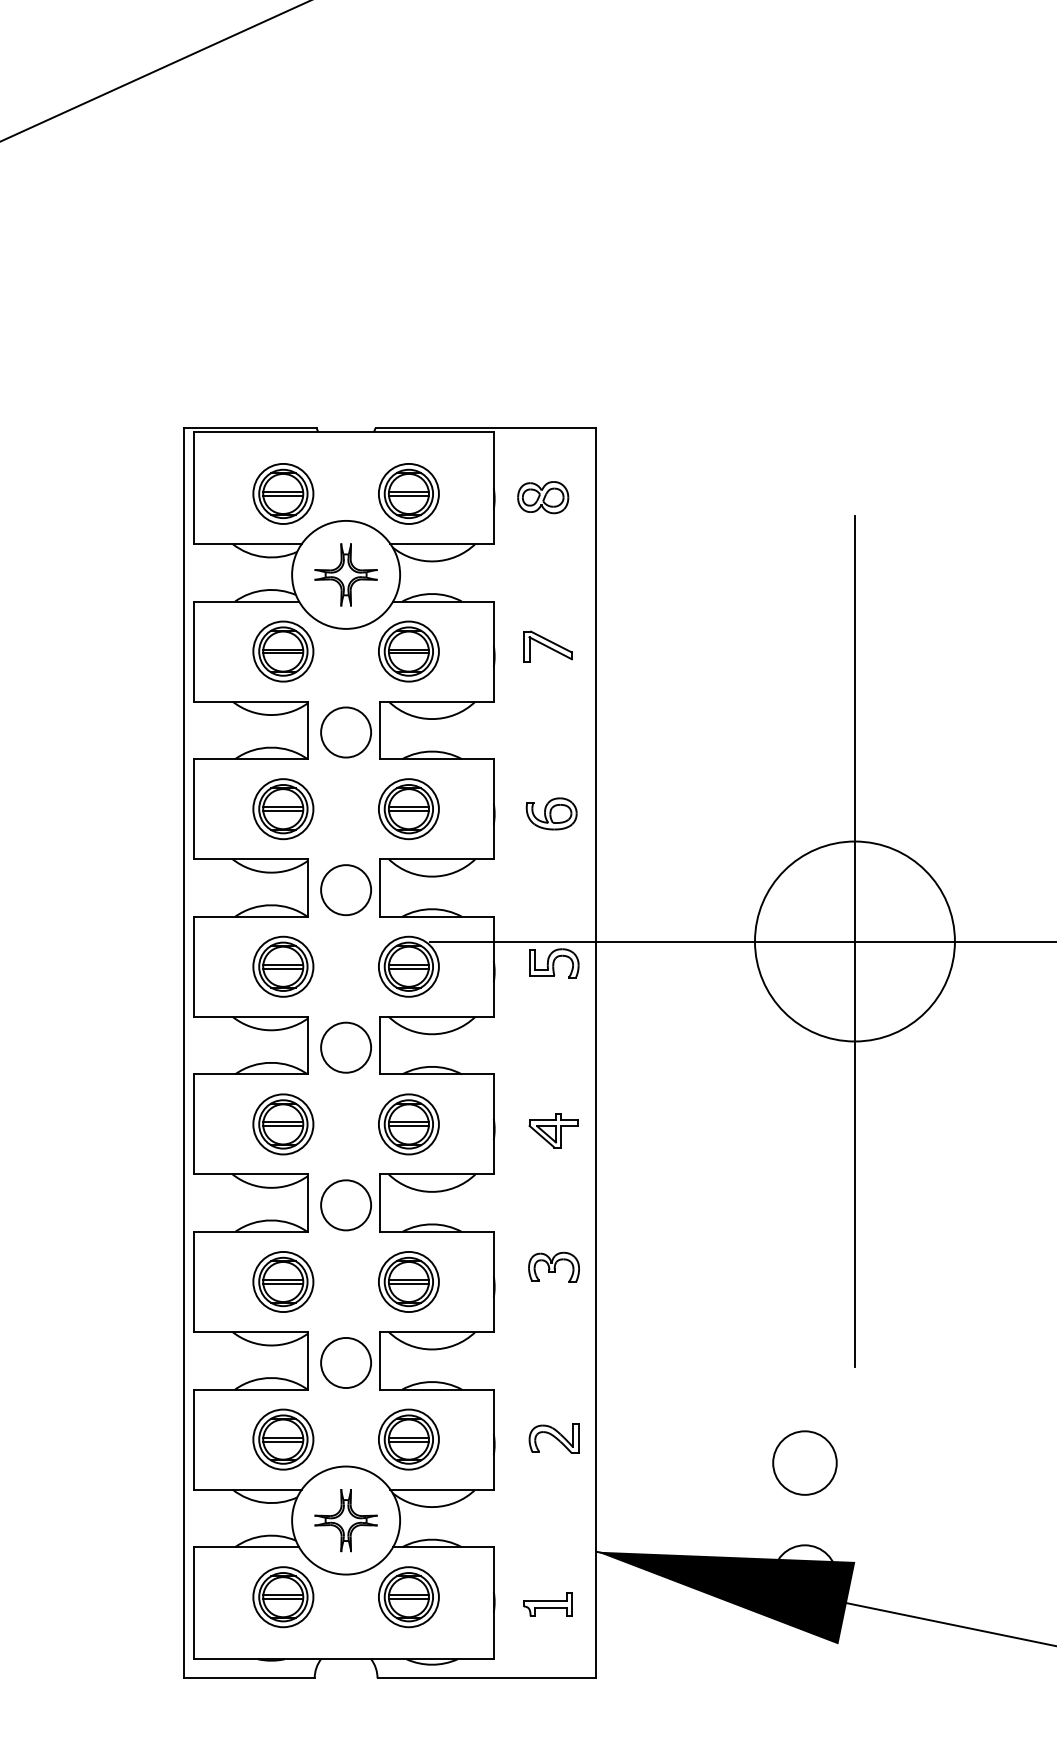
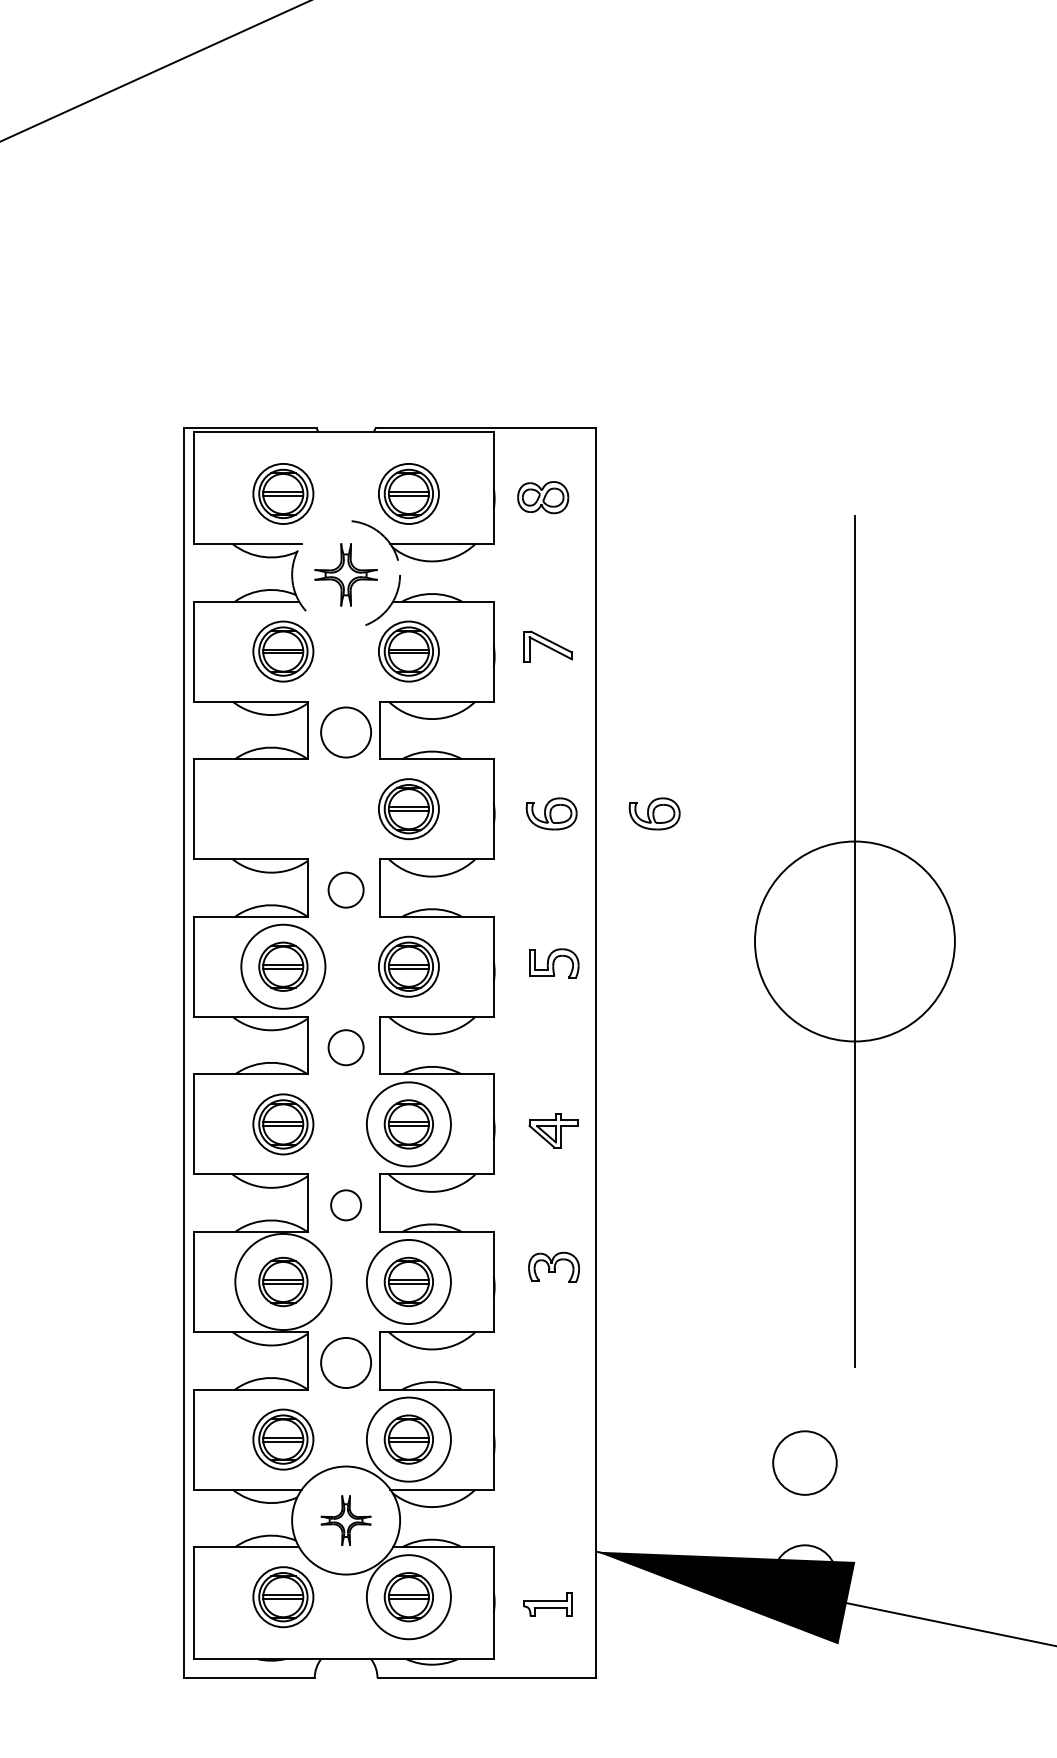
circle: solid -> dashed (346, 574)
part: present -> none (283, 809)
part: none -> present (654, 813)
circle diameter: 50 px -> 35 px (345, 889)
line: present -> none (741, 941)
circle diameter: 60 px -> 84 px (283, 966)
circle diameter: 50 px -> 35 px (345, 1047)
circle diameter: 60 px -> 84 px (408, 1124)
circle diameter: 50 px -> 30 px (346, 1205)
circle diameter: 60 px -> 96 px (283, 1281)
circle diameter: 60 px -> 84 px (408, 1281)
part: present -> none (553, 1438)
circle diameter: 60 px -> 84 px (408, 1439)
part size: 64x64 px -> 52x51 px (345, 1520)
circle diameter: 60 px -> 84 px (408, 1597)
